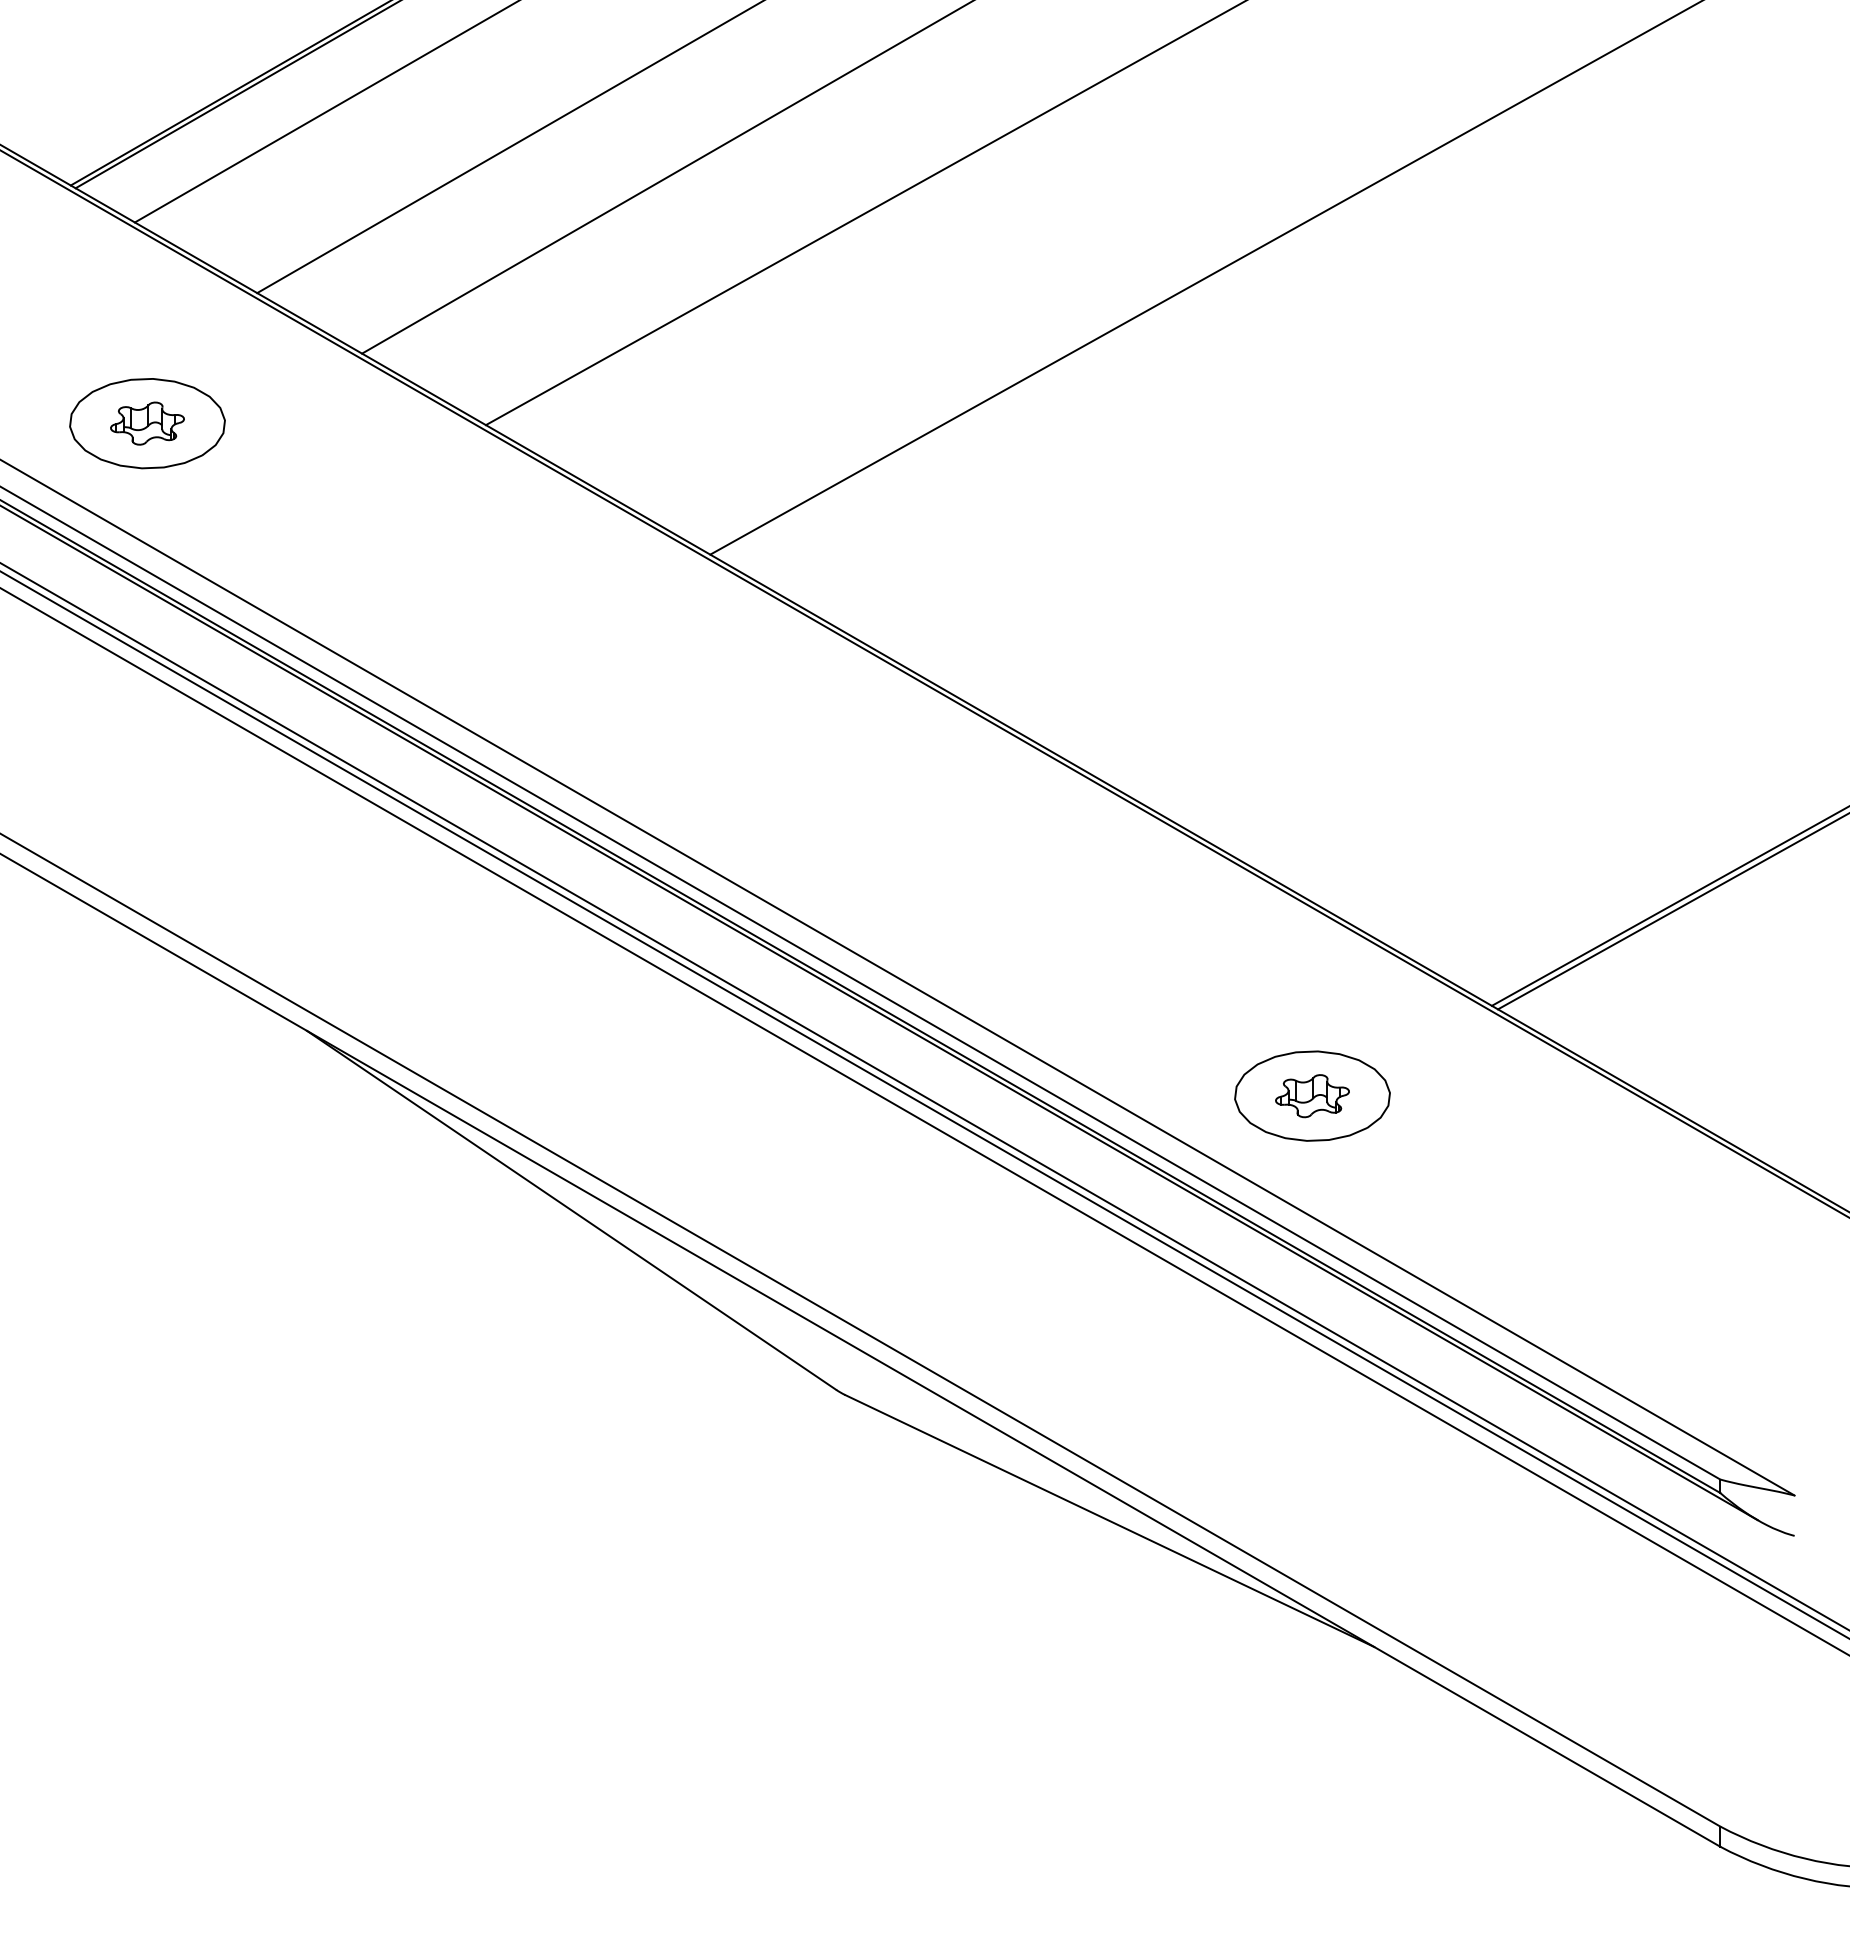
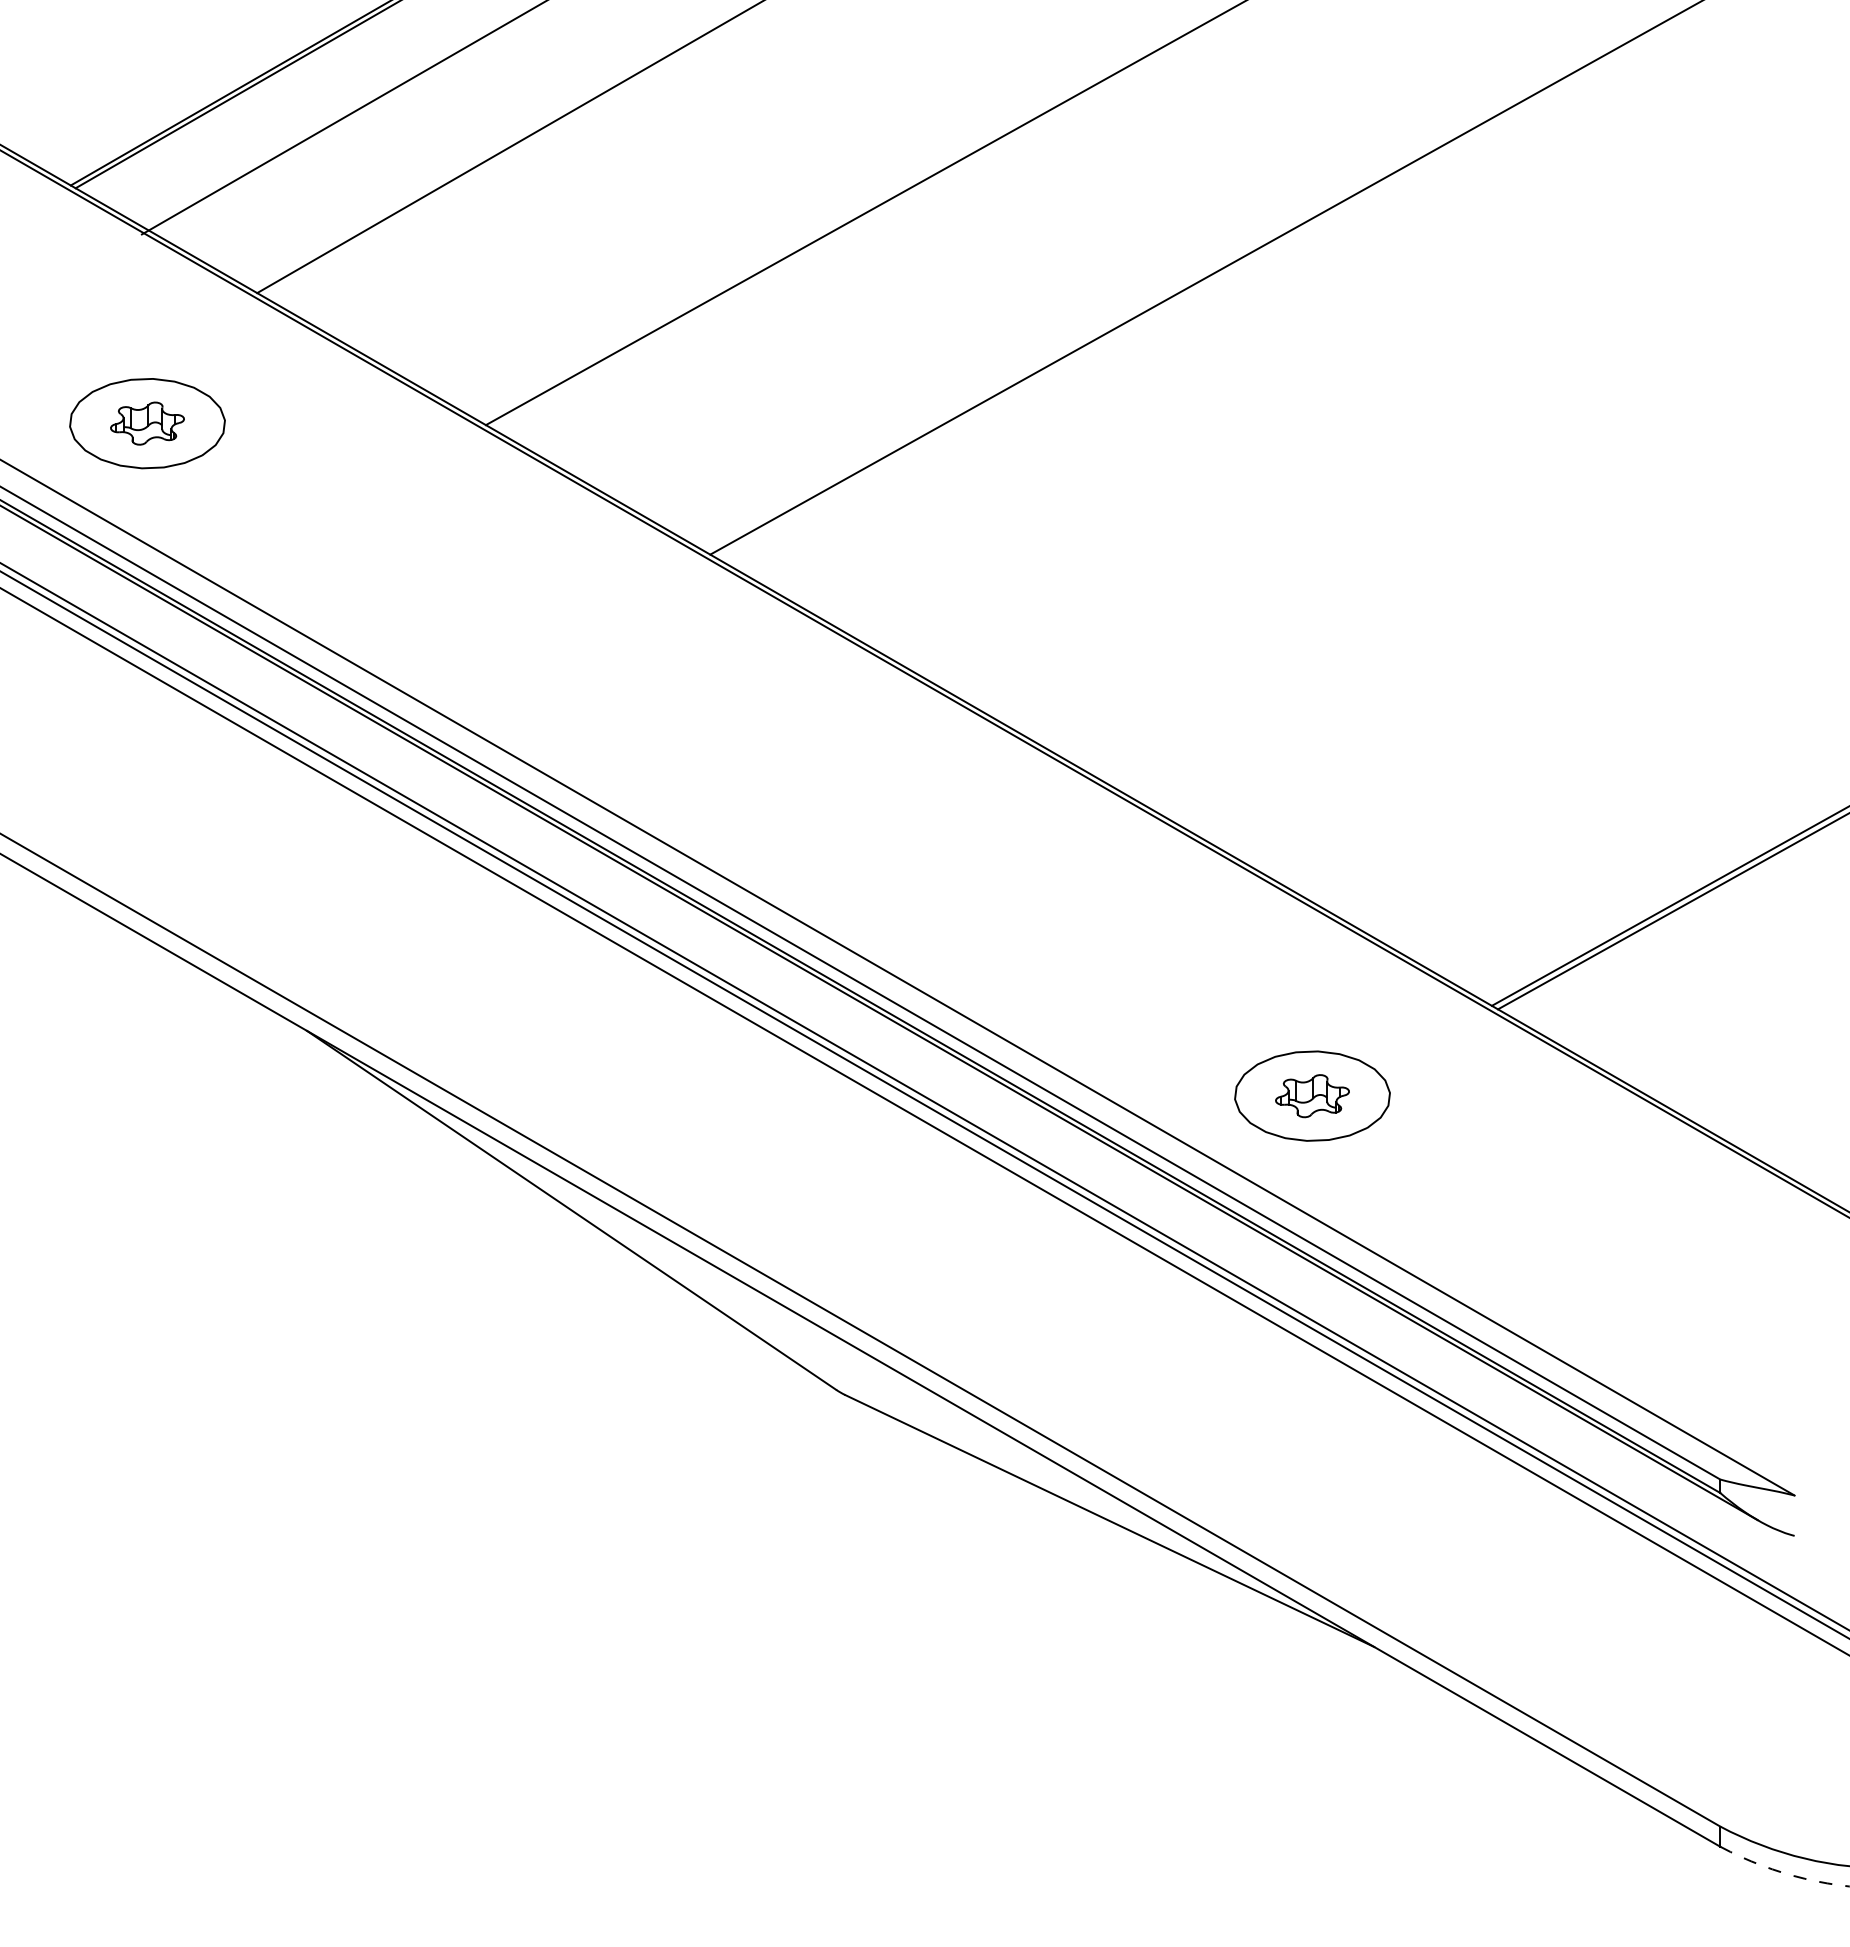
line position: (324, 112) -> (342, 118) (342, 118)
line: present -> none (666, 177)
arc: solid -> dashed (1783, 1872)
